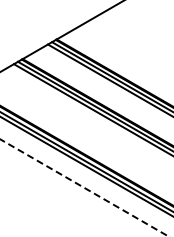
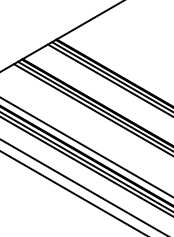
line: none -> present (86, 146)
line: dashed -> solid (84, 188)
line: none -> present (72, 192)
